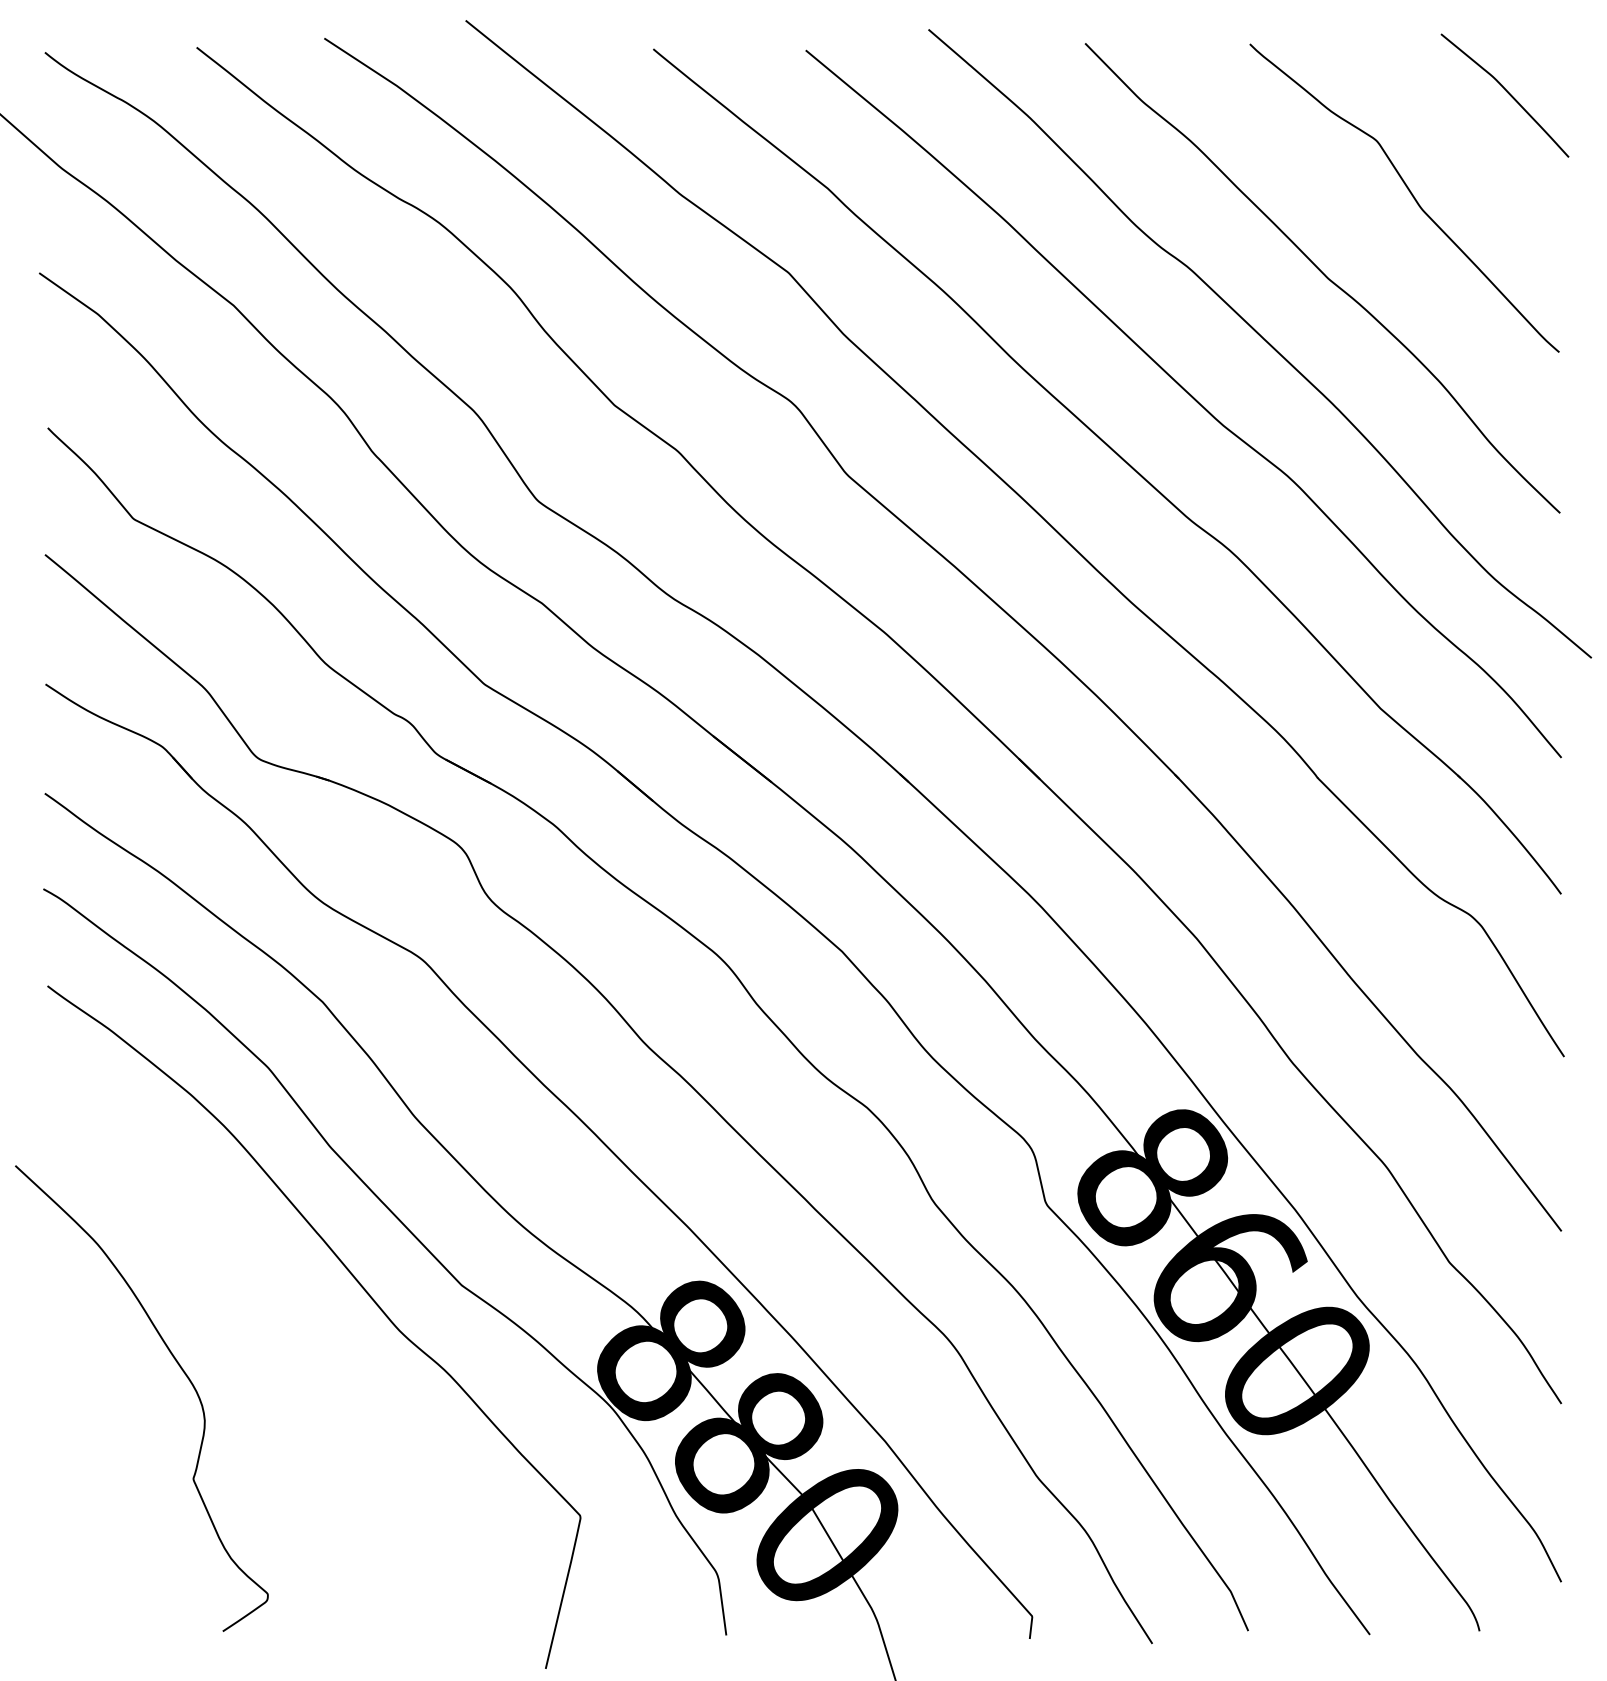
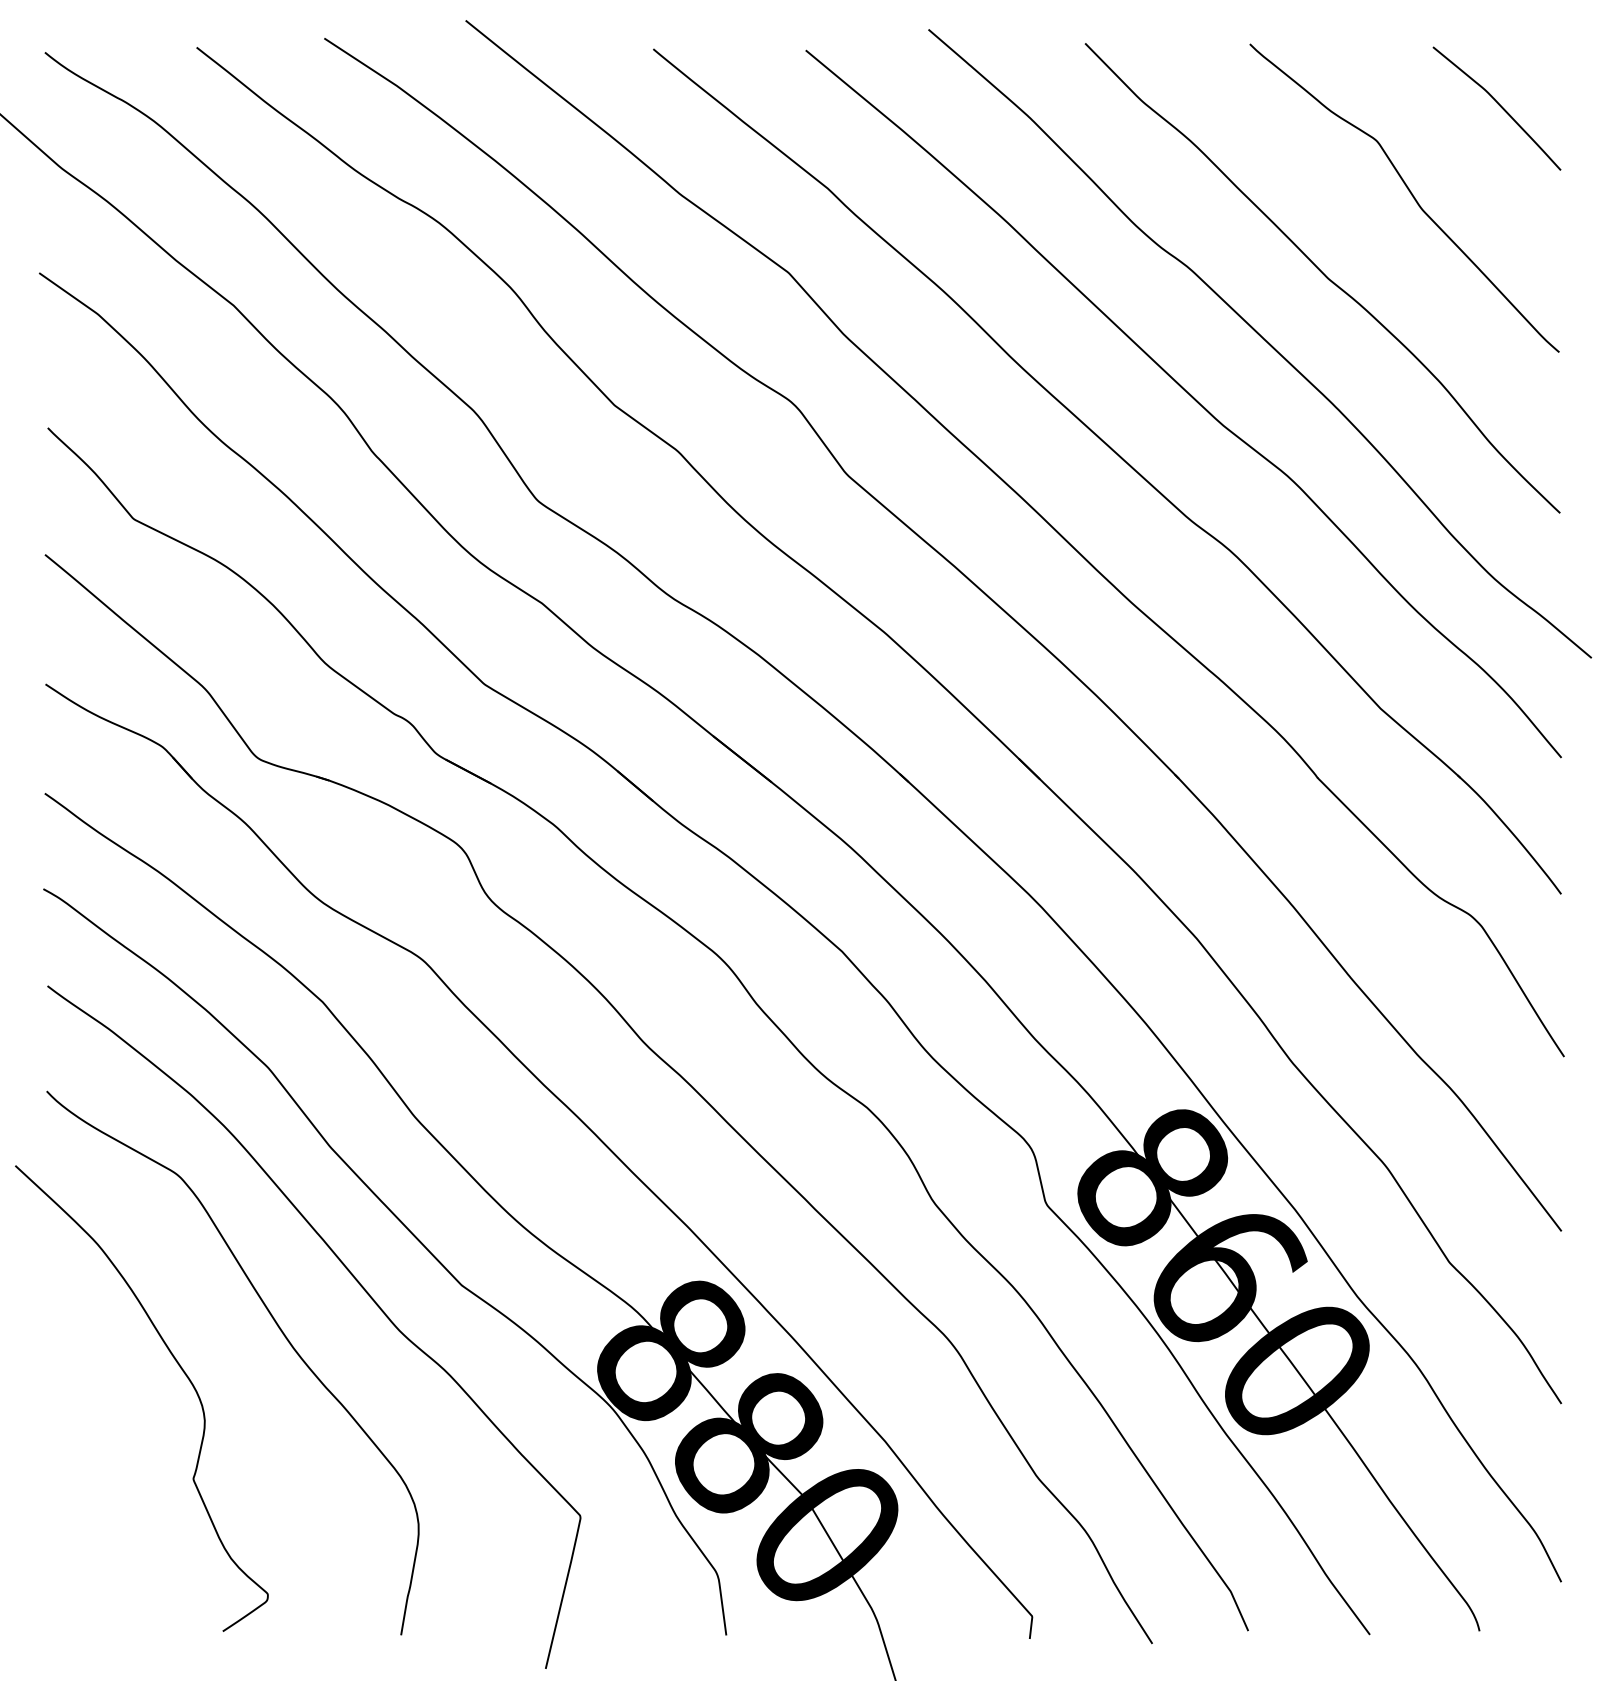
curve position: (1506, 92) -> (1498, 105) (1498, 105)
curve: none -> present (280, 1331)
